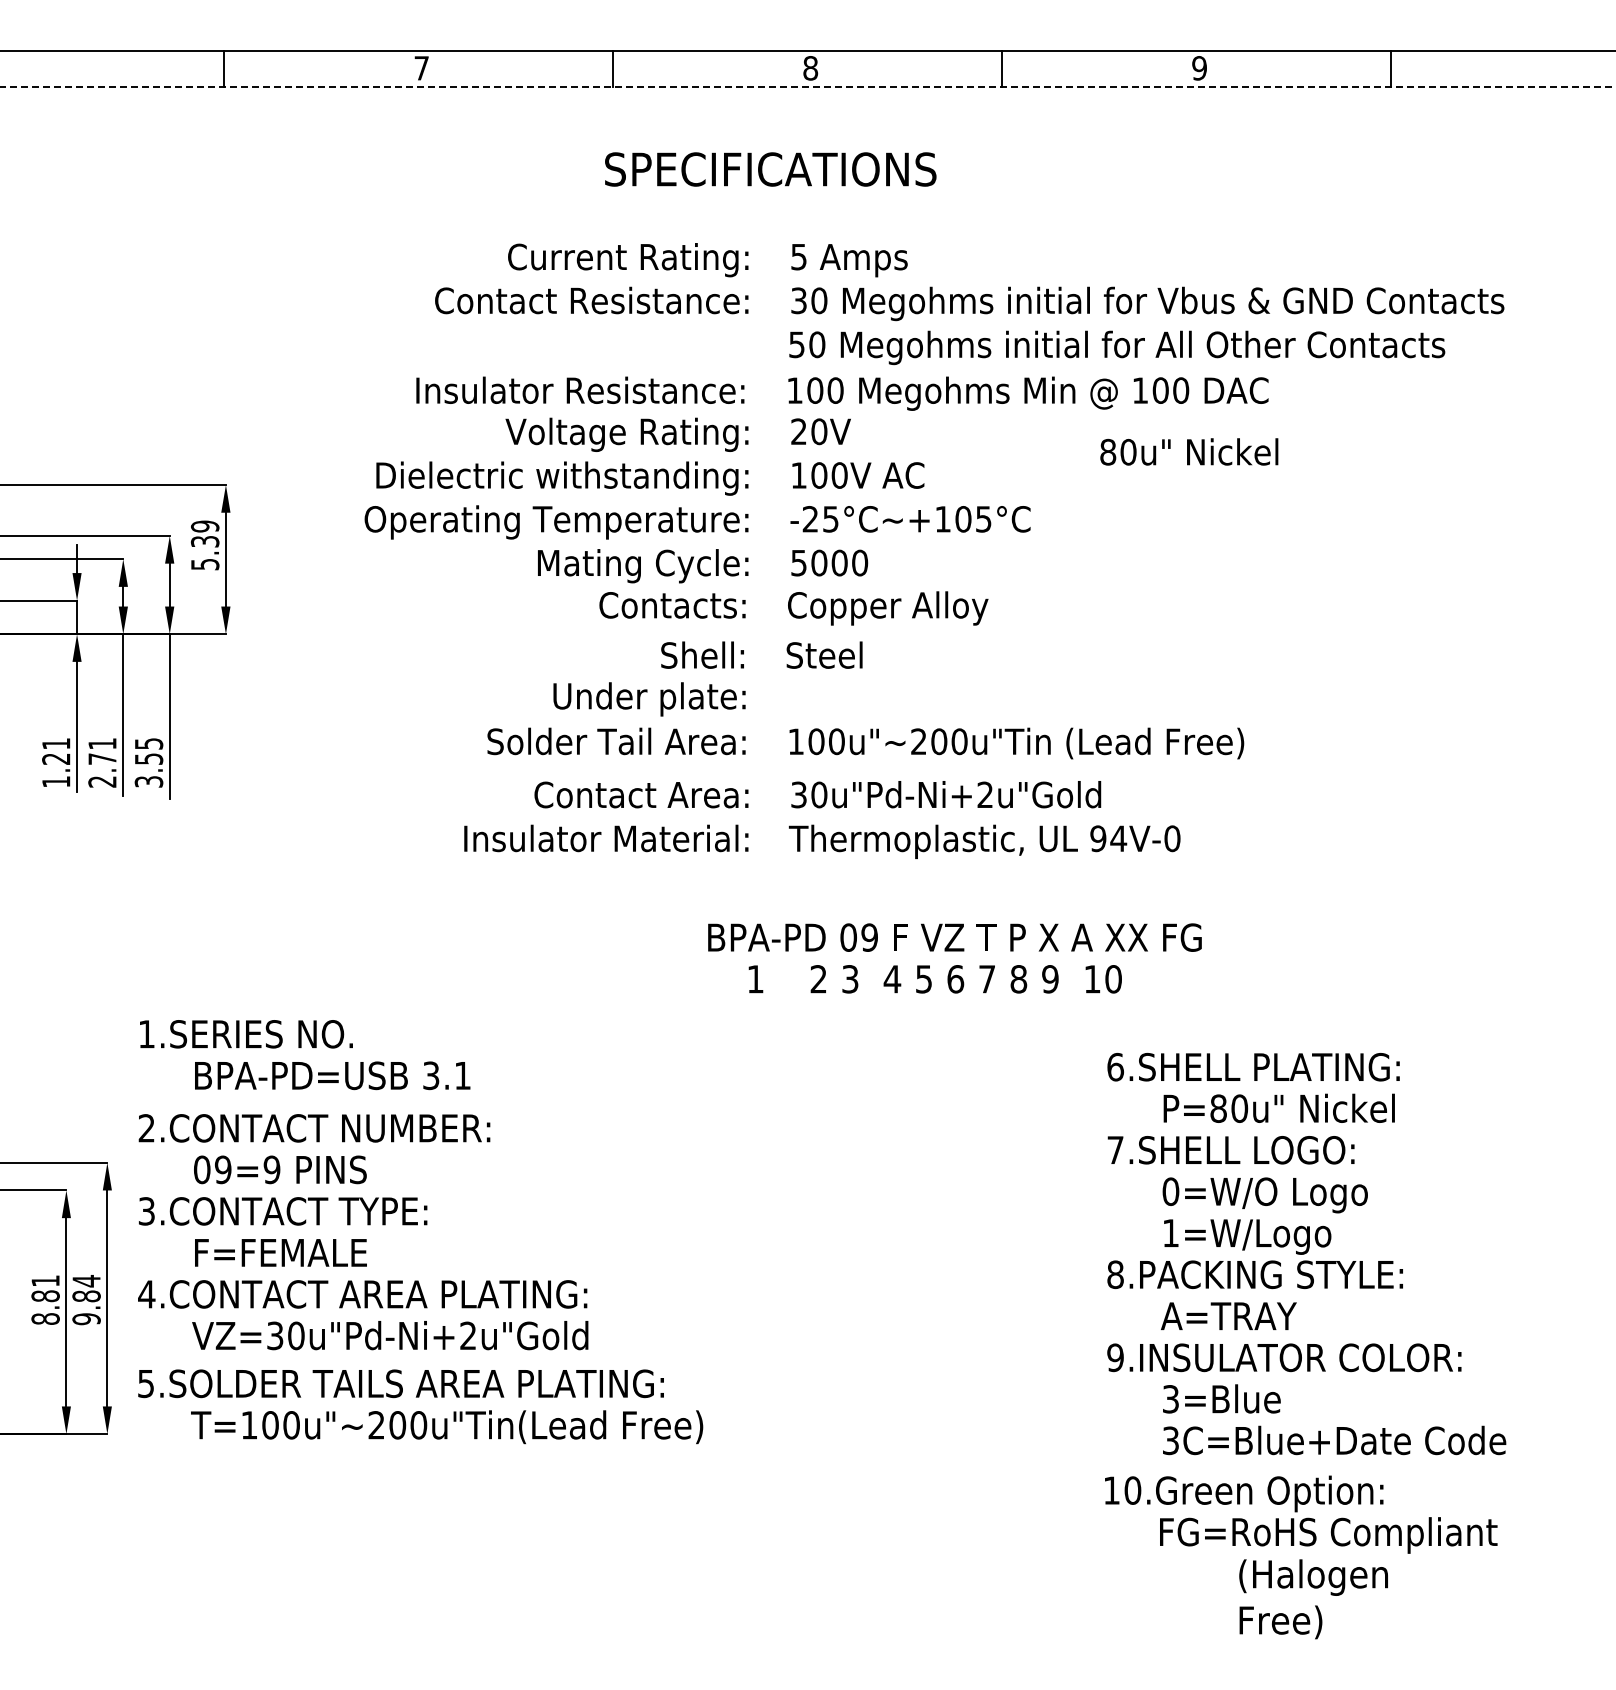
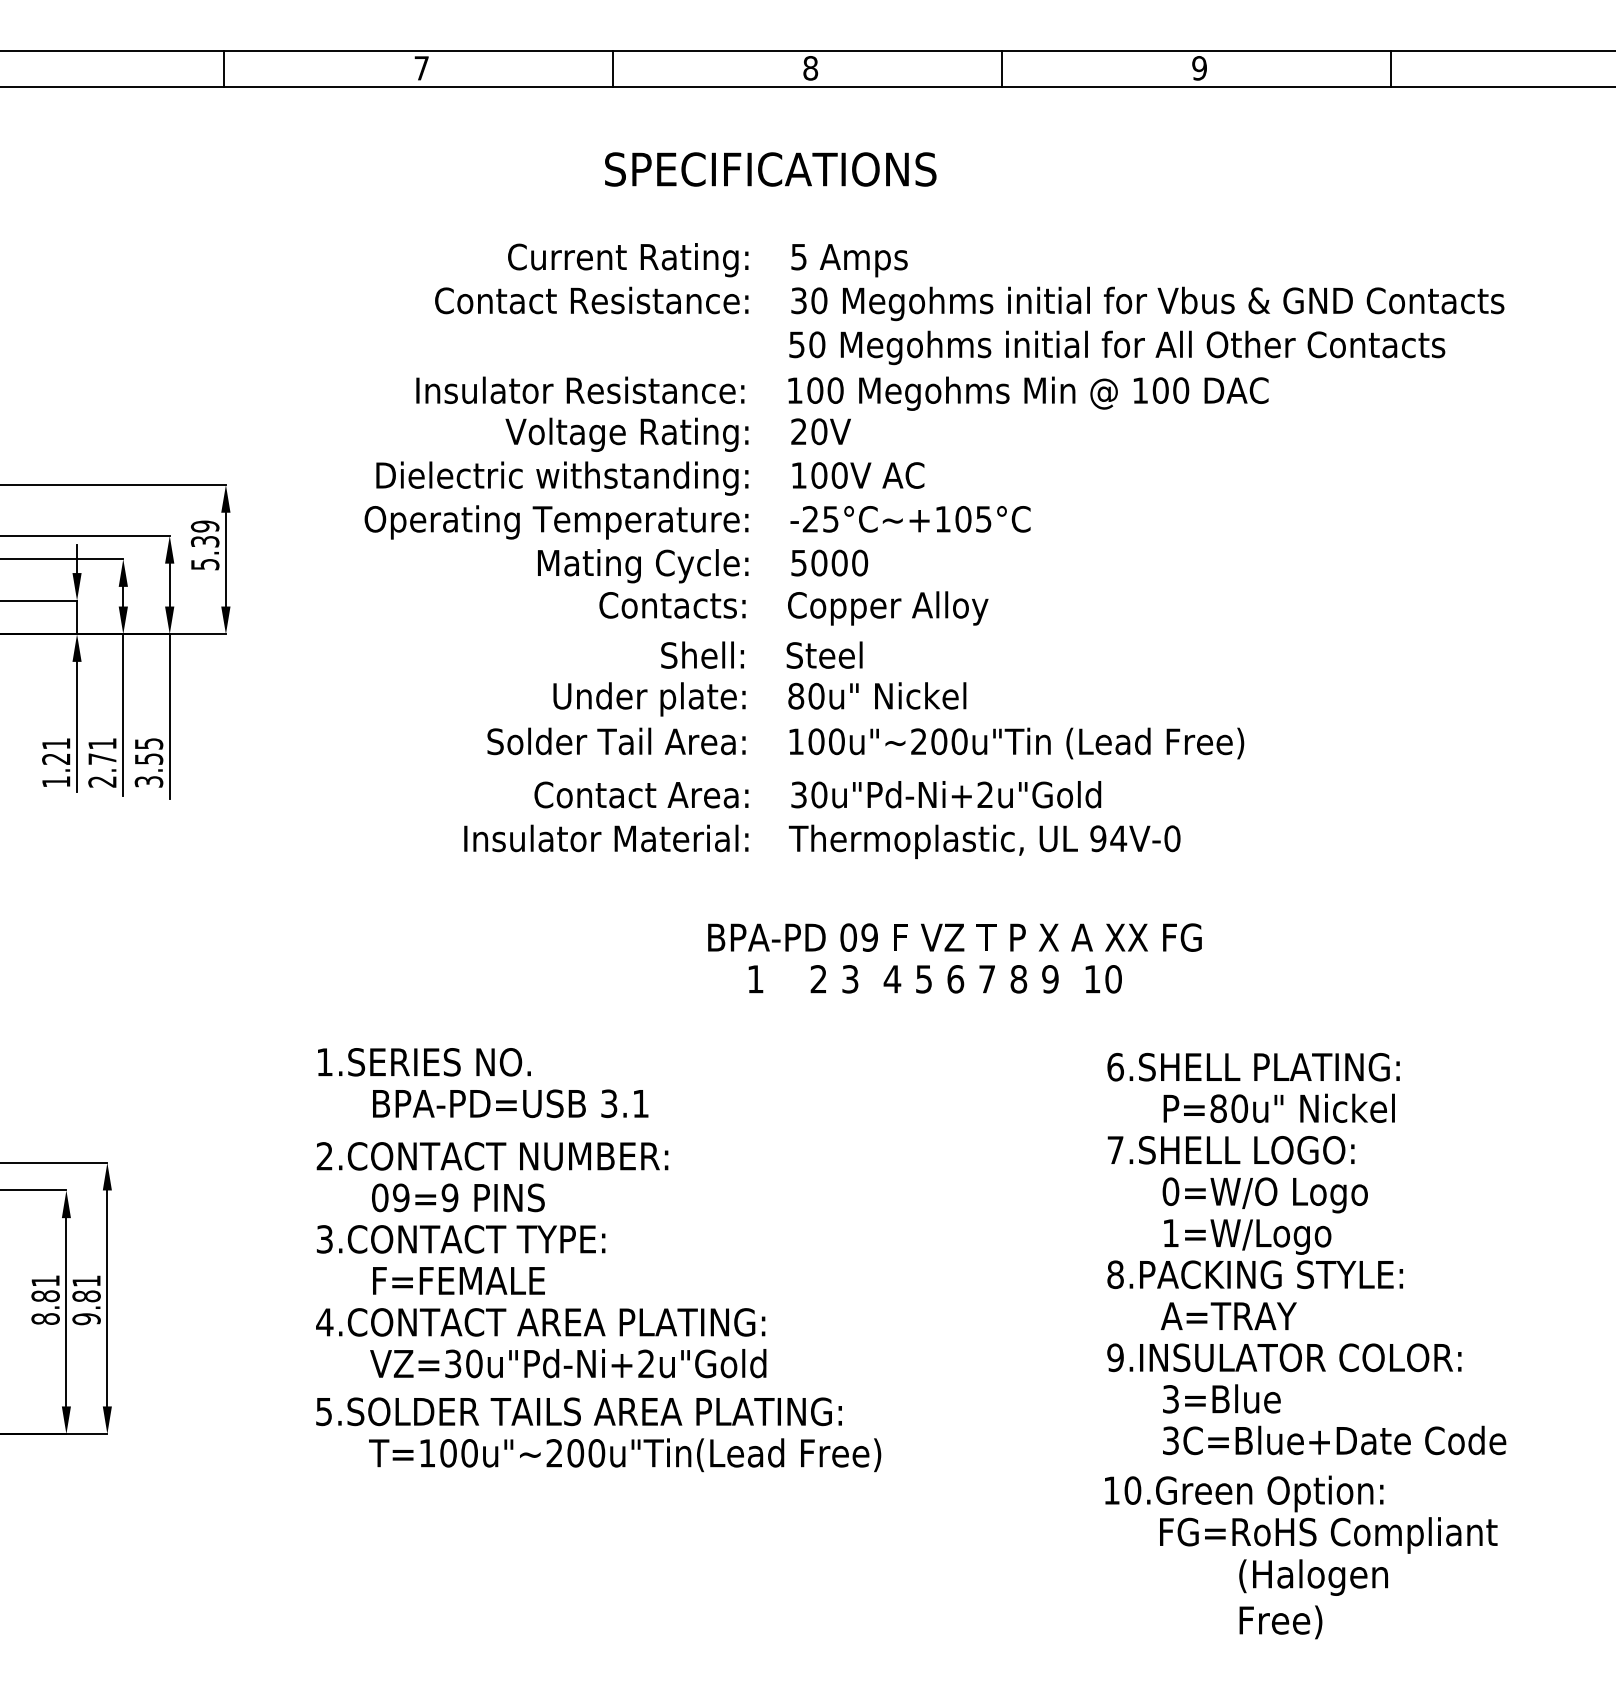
line: dashed -> solid (807, 86)
text position: (1189, 451) -> (877, 695) (877, 695)
text position: (420, 1232) -> (598, 1260) (598, 1260)
text: 9.84 -> 9.81 (86, 1281)
